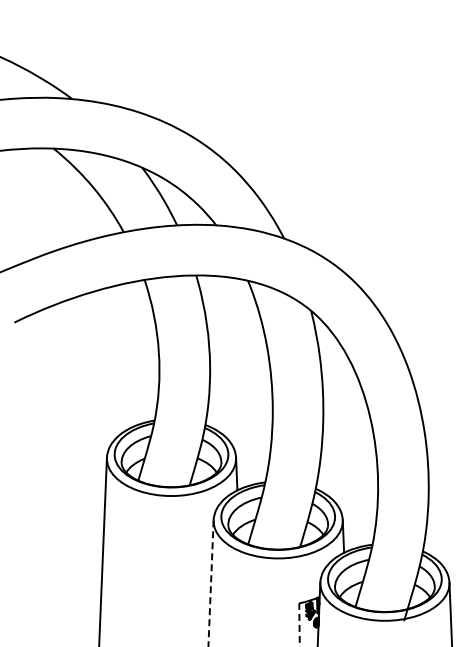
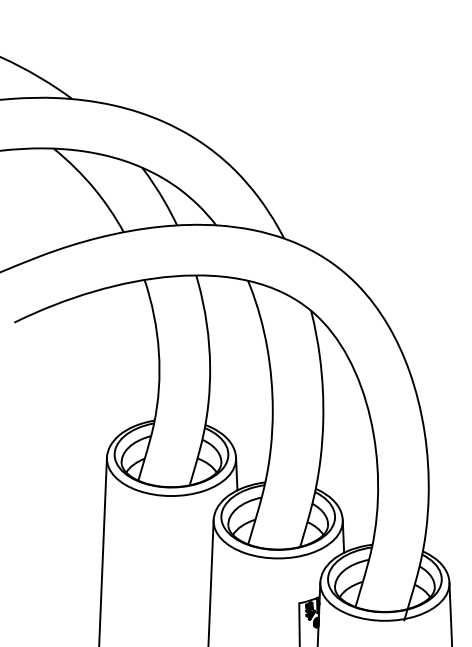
line: dashed -> solid (211, 584)
line: dashed -> solid (299, 624)
